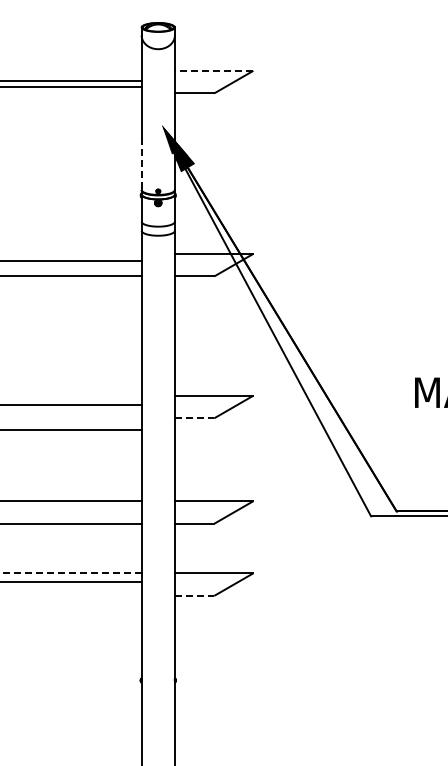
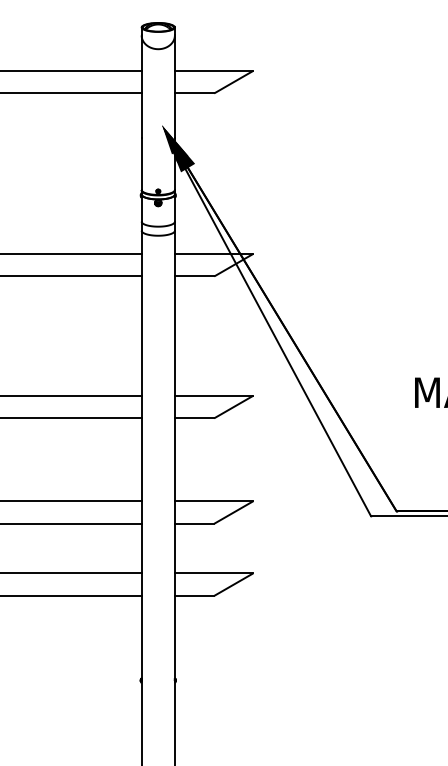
line: dashed -> solid (213, 70)
line position: (71, 80) -> (71, 70) (71, 70)
line position: (71, 87) -> (71, 93) (71, 93)
line: dashed -> solid (141, 164)
line position: (71, 260) -> (71, 253) (71, 253)
line position: (71, 404) -> (71, 395) (71, 395)
line: dashed -> solid (194, 418)
line position: (71, 430) -> (71, 418) (71, 418)
line: dashed -> solid (70, 573)
line position: (71, 581) -> (71, 595) (71, 595)
line: dashed -> solid (194, 595)
